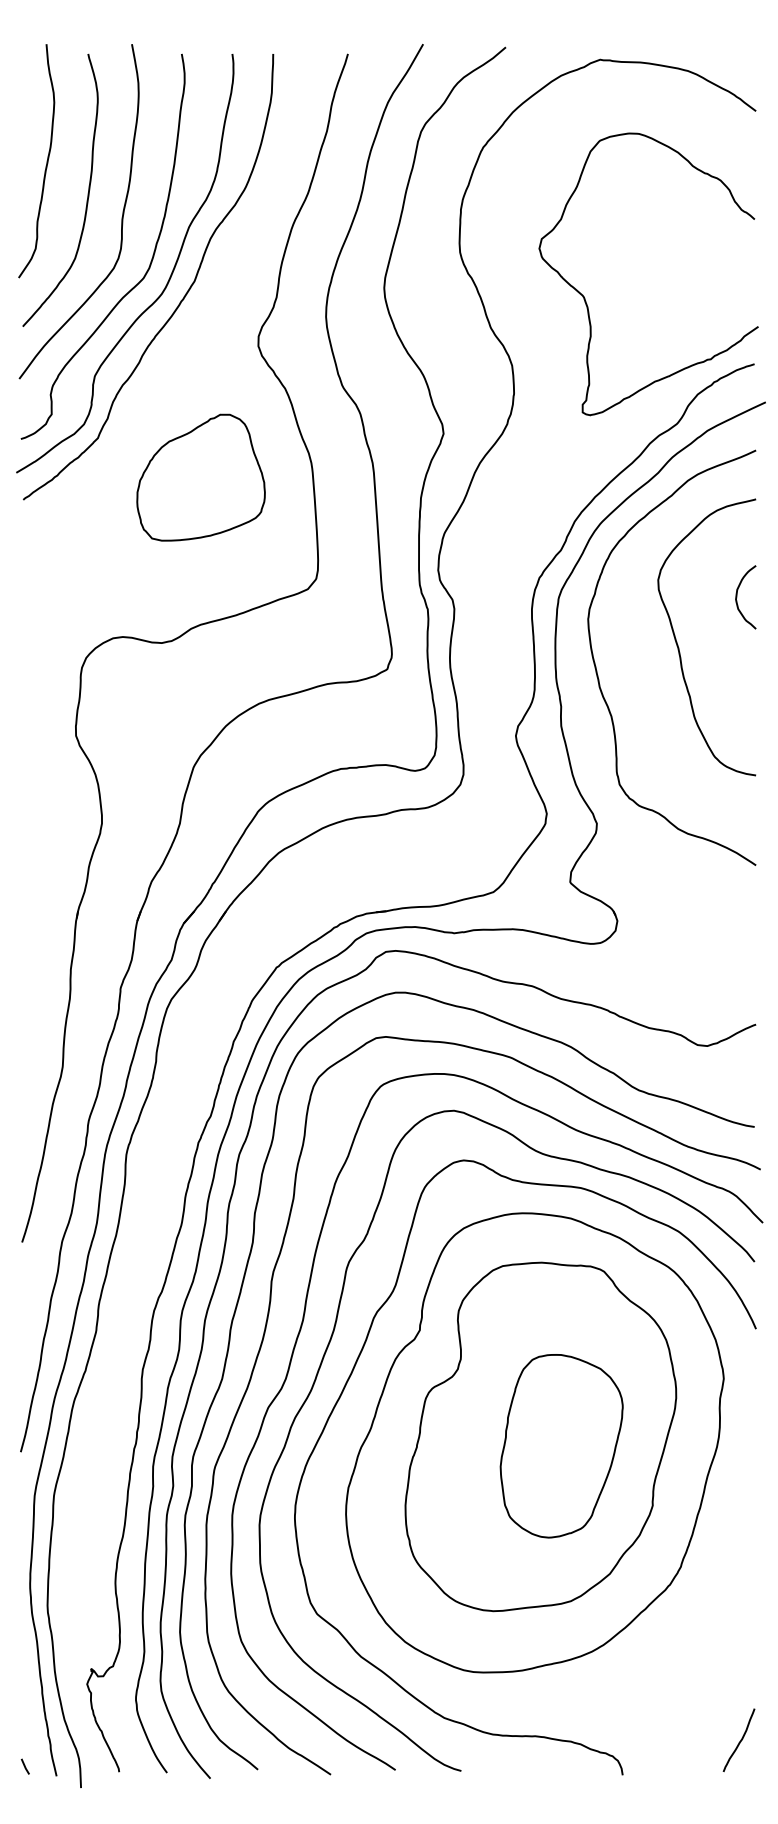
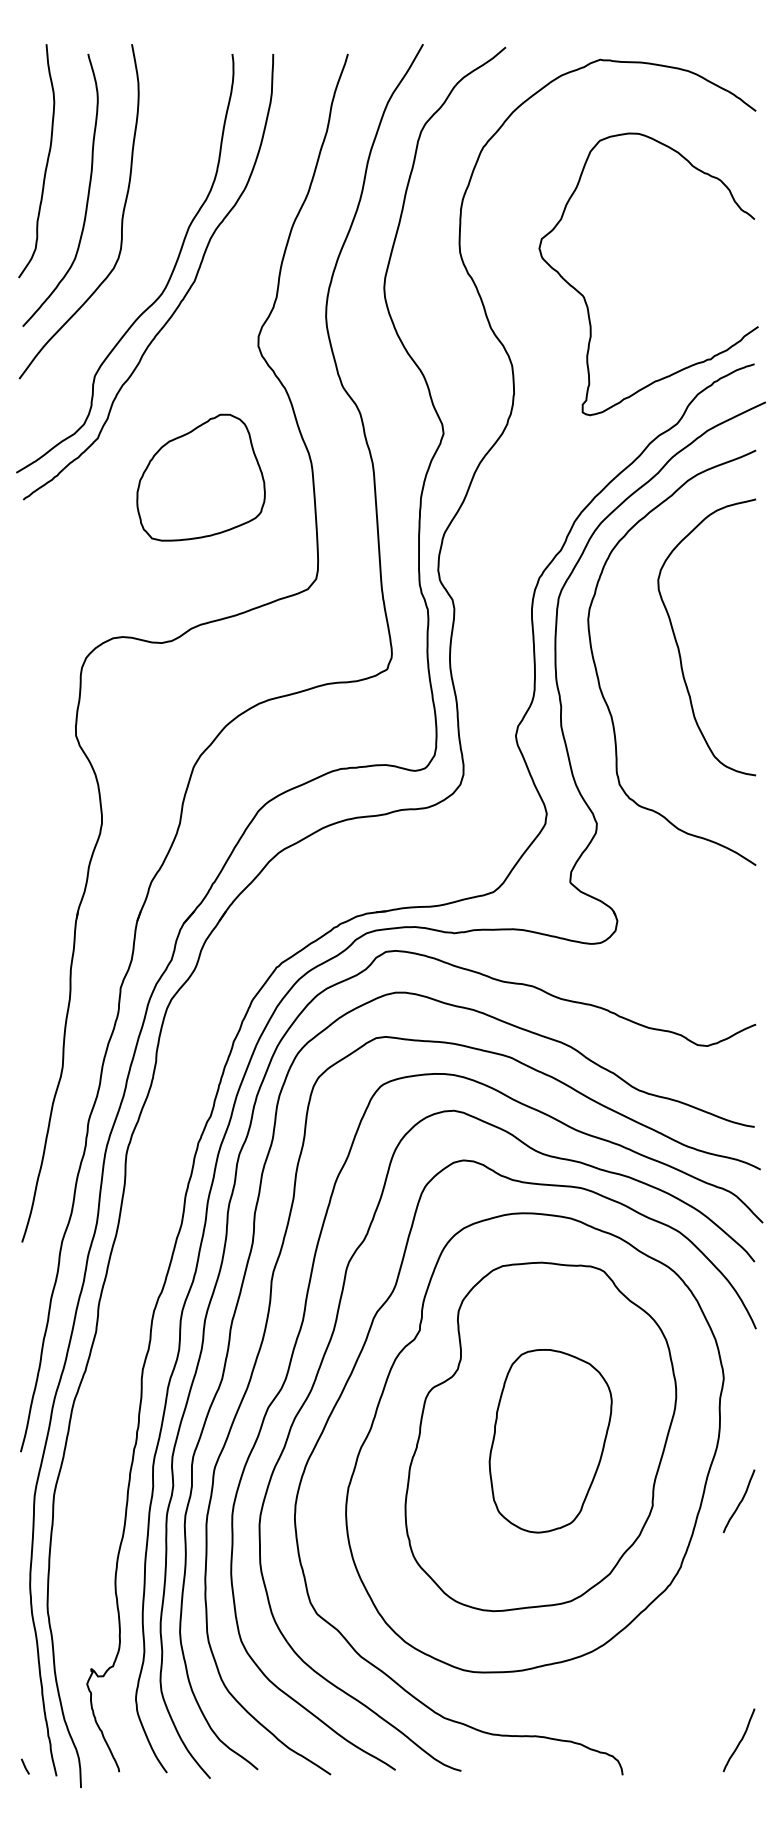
curve: present -> none (145, 272)
curve: present -> none (737, 597)
part position: (561, 1446) -> (550, 1441) (550, 1441)
curve: none -> present (739, 1502)
